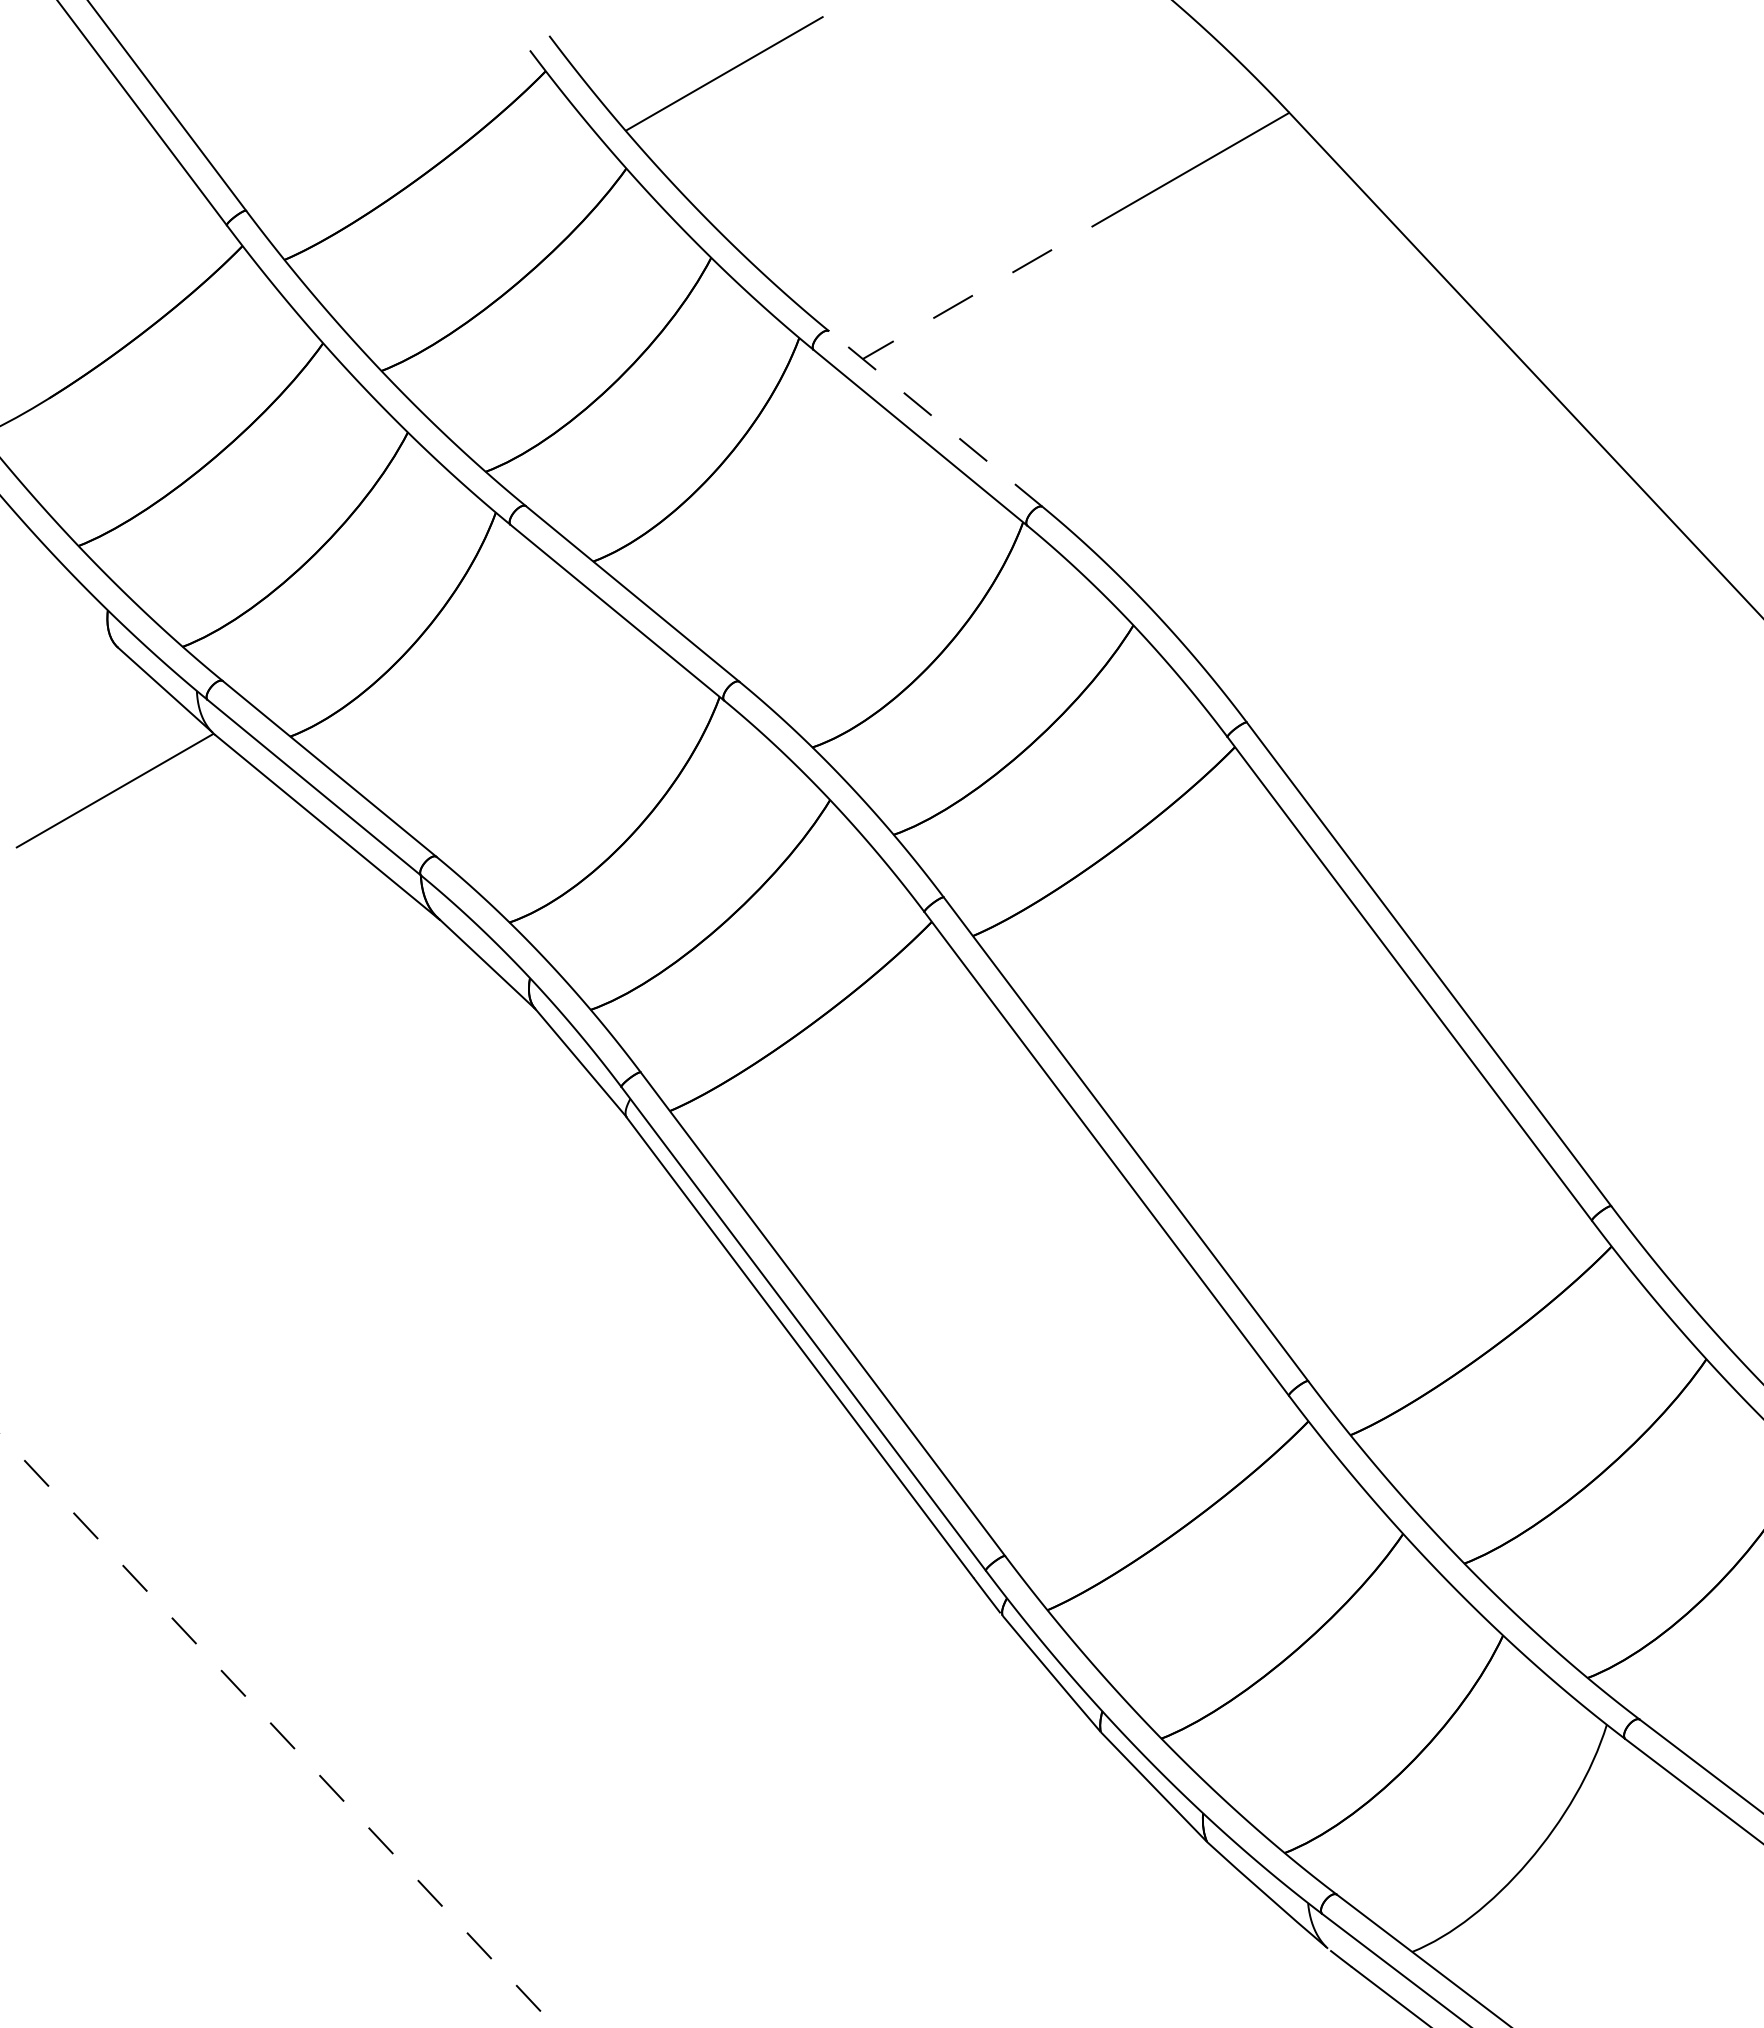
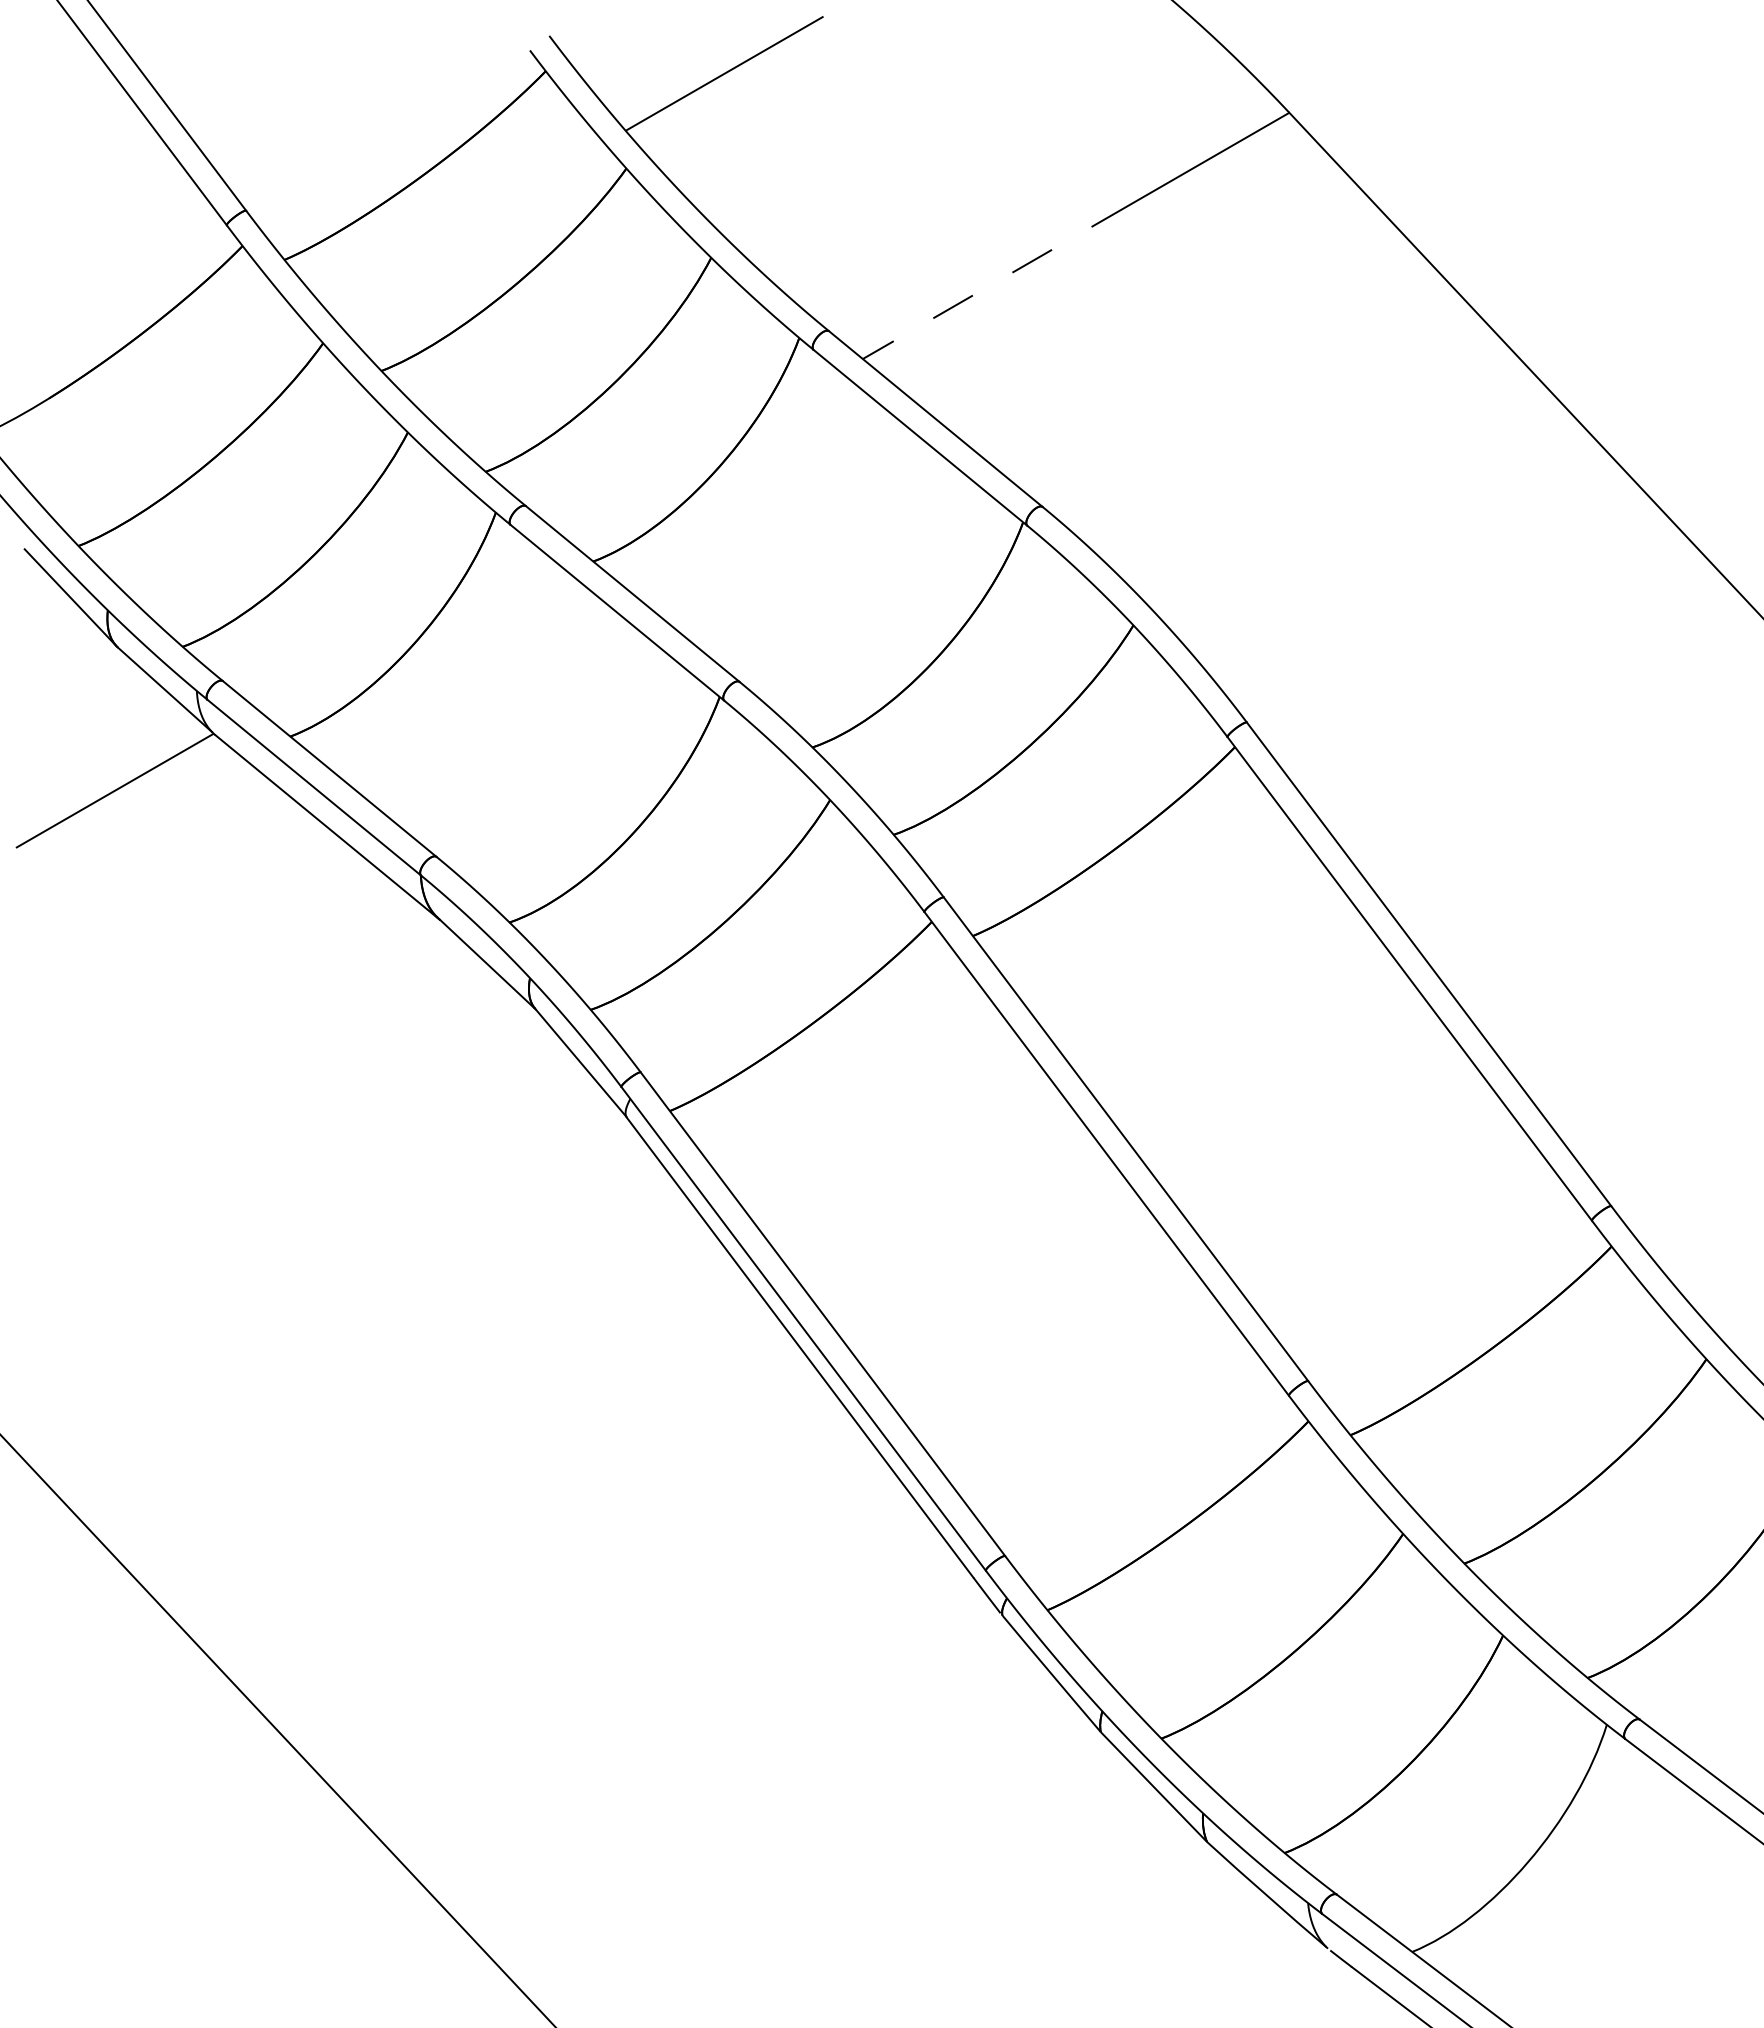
line: dashed -> solid (935, 418)
line: none -> present (70, 597)
line: dashed -> solid (277, 1730)
